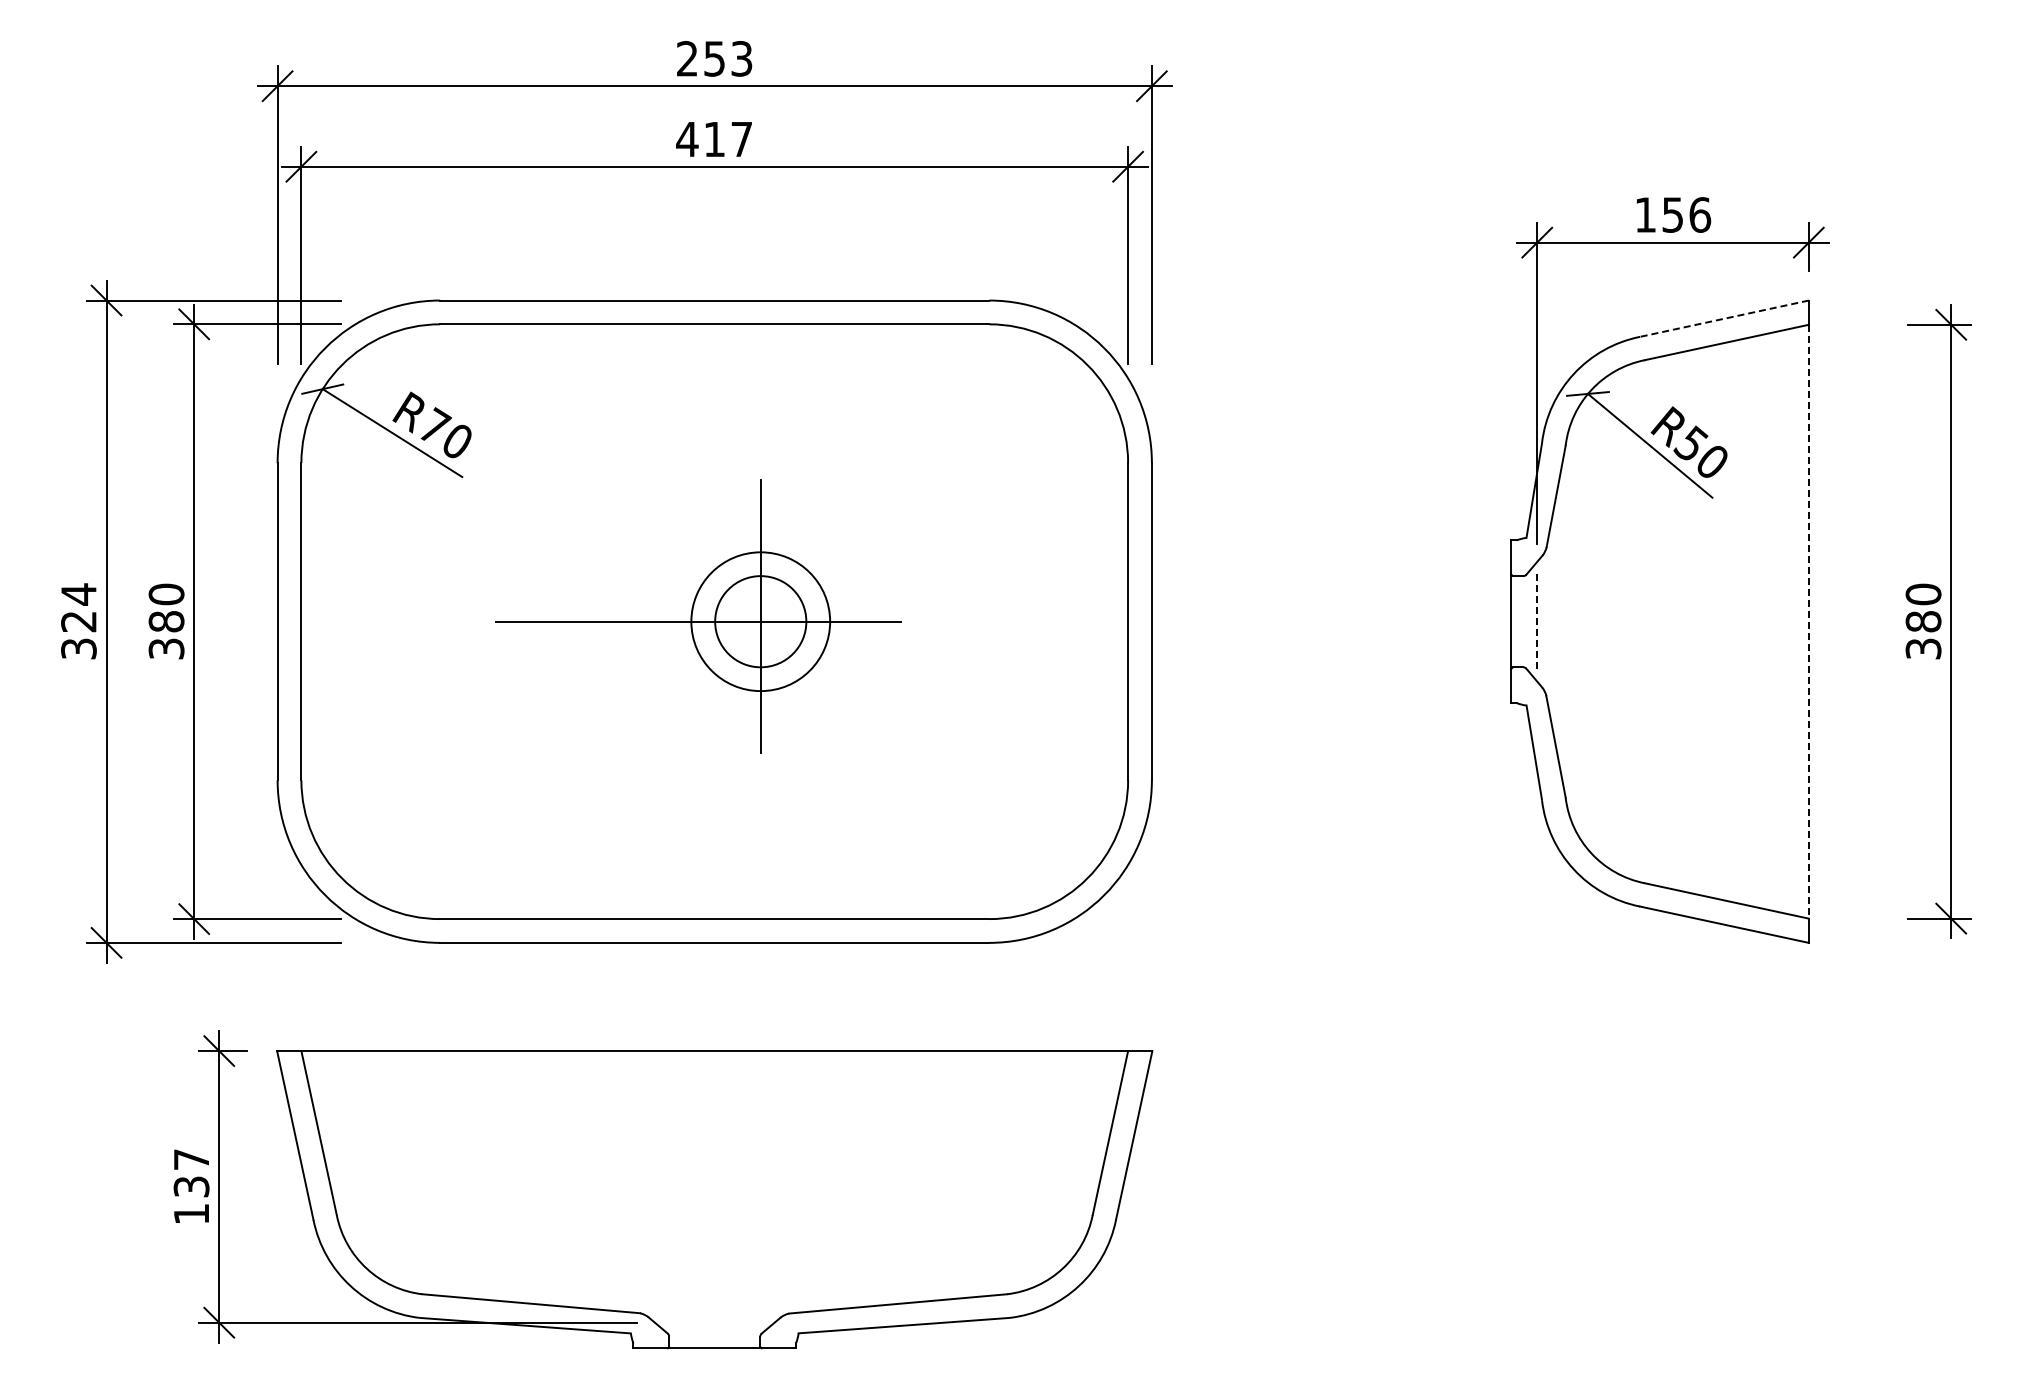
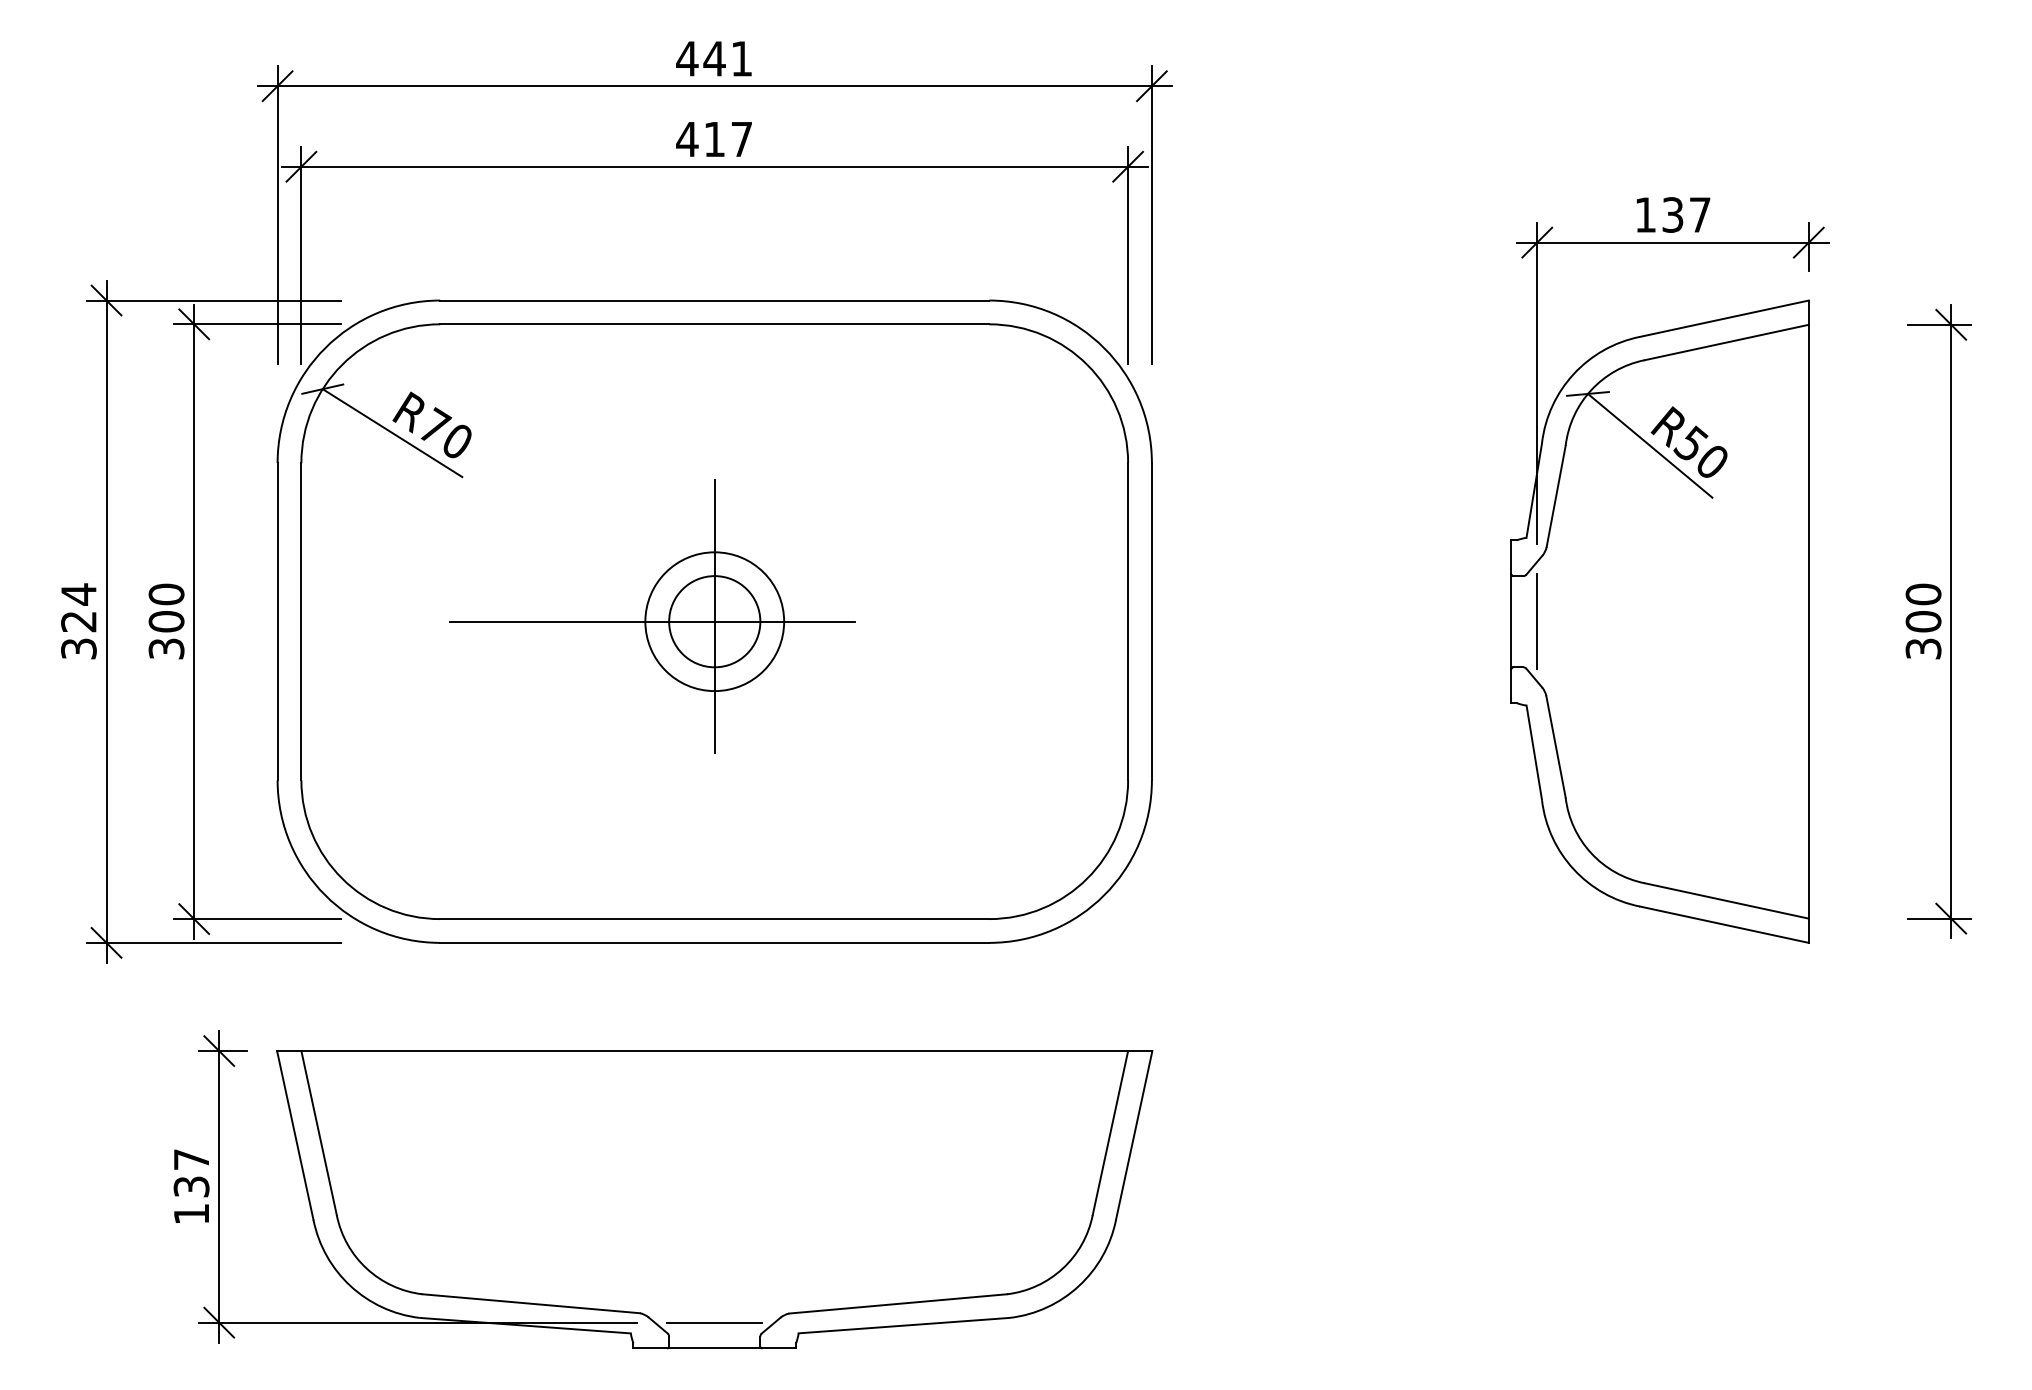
text: 253 -> 441 (714, 58)
text: 156 -> 137 (1687, 214)
line: dashed -> solid (1723, 318)
part position: (698, 616) -> (652, 616) (652, 616)
text: 380 -> 300 (166, 621)
line: dashed -> solid (1537, 621)
line: dashed -> solid (1808, 621)
text: 380 -> 300 (1923, 621)
line: none -> present (714, 1322)
